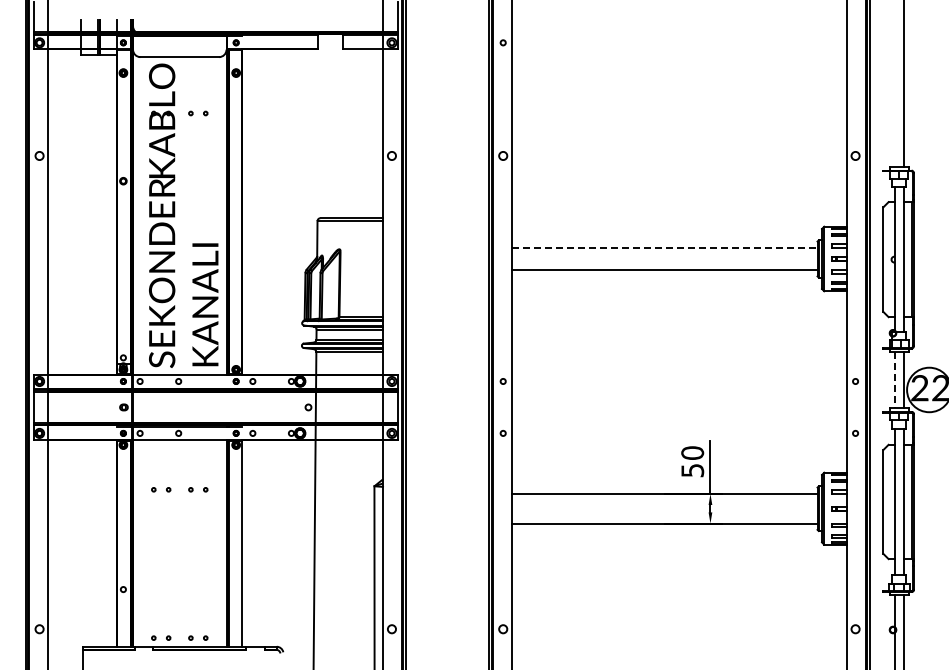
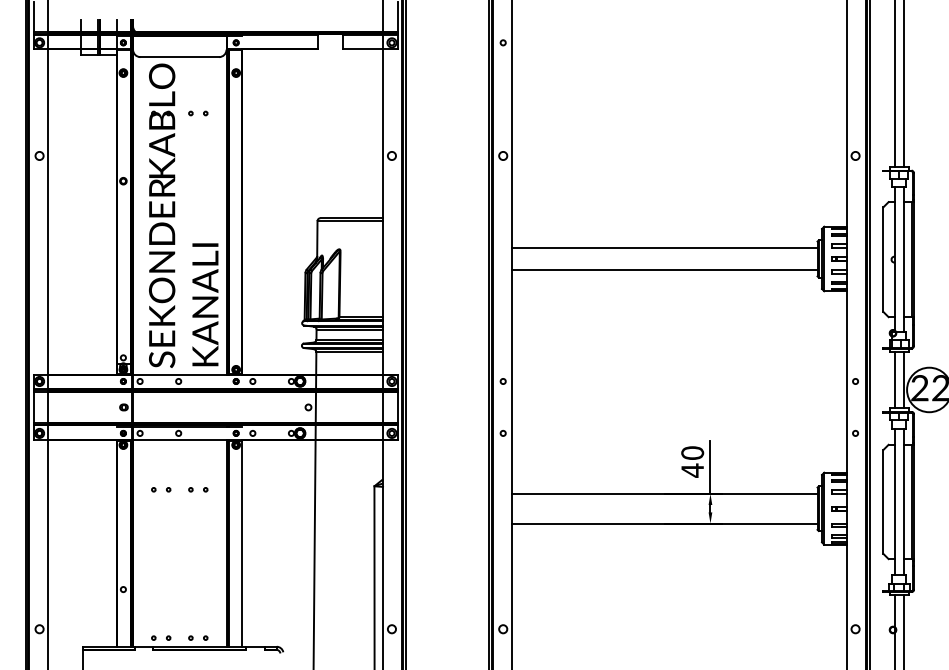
line: none -> present (894, 84)
line: dashed -> solid (664, 247)
line: dashed -> solid (894, 380)
text: 50 -> 40 (692, 470)
